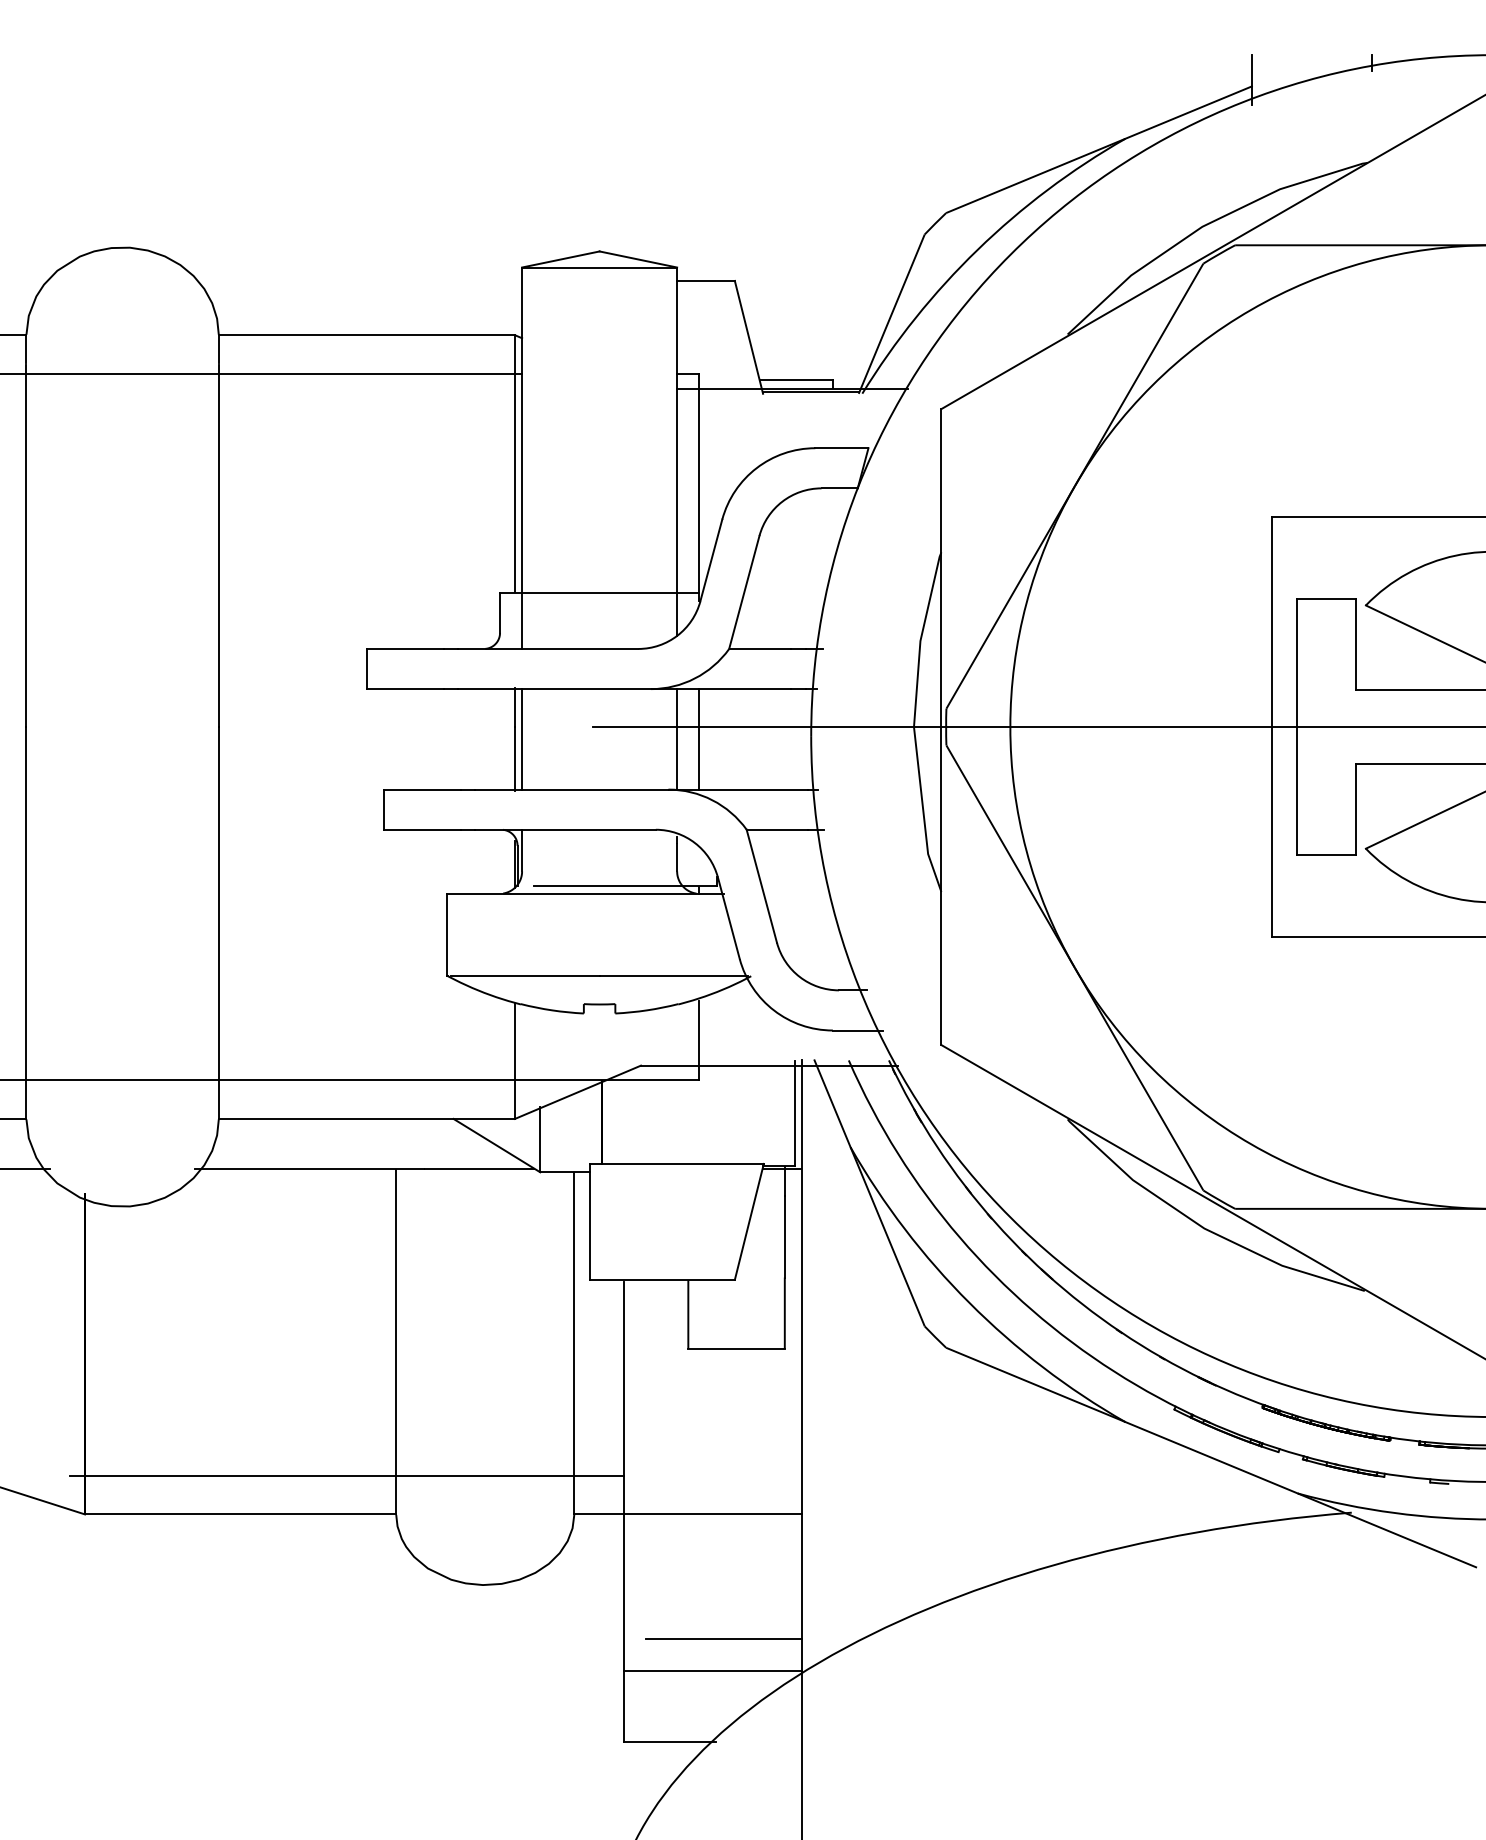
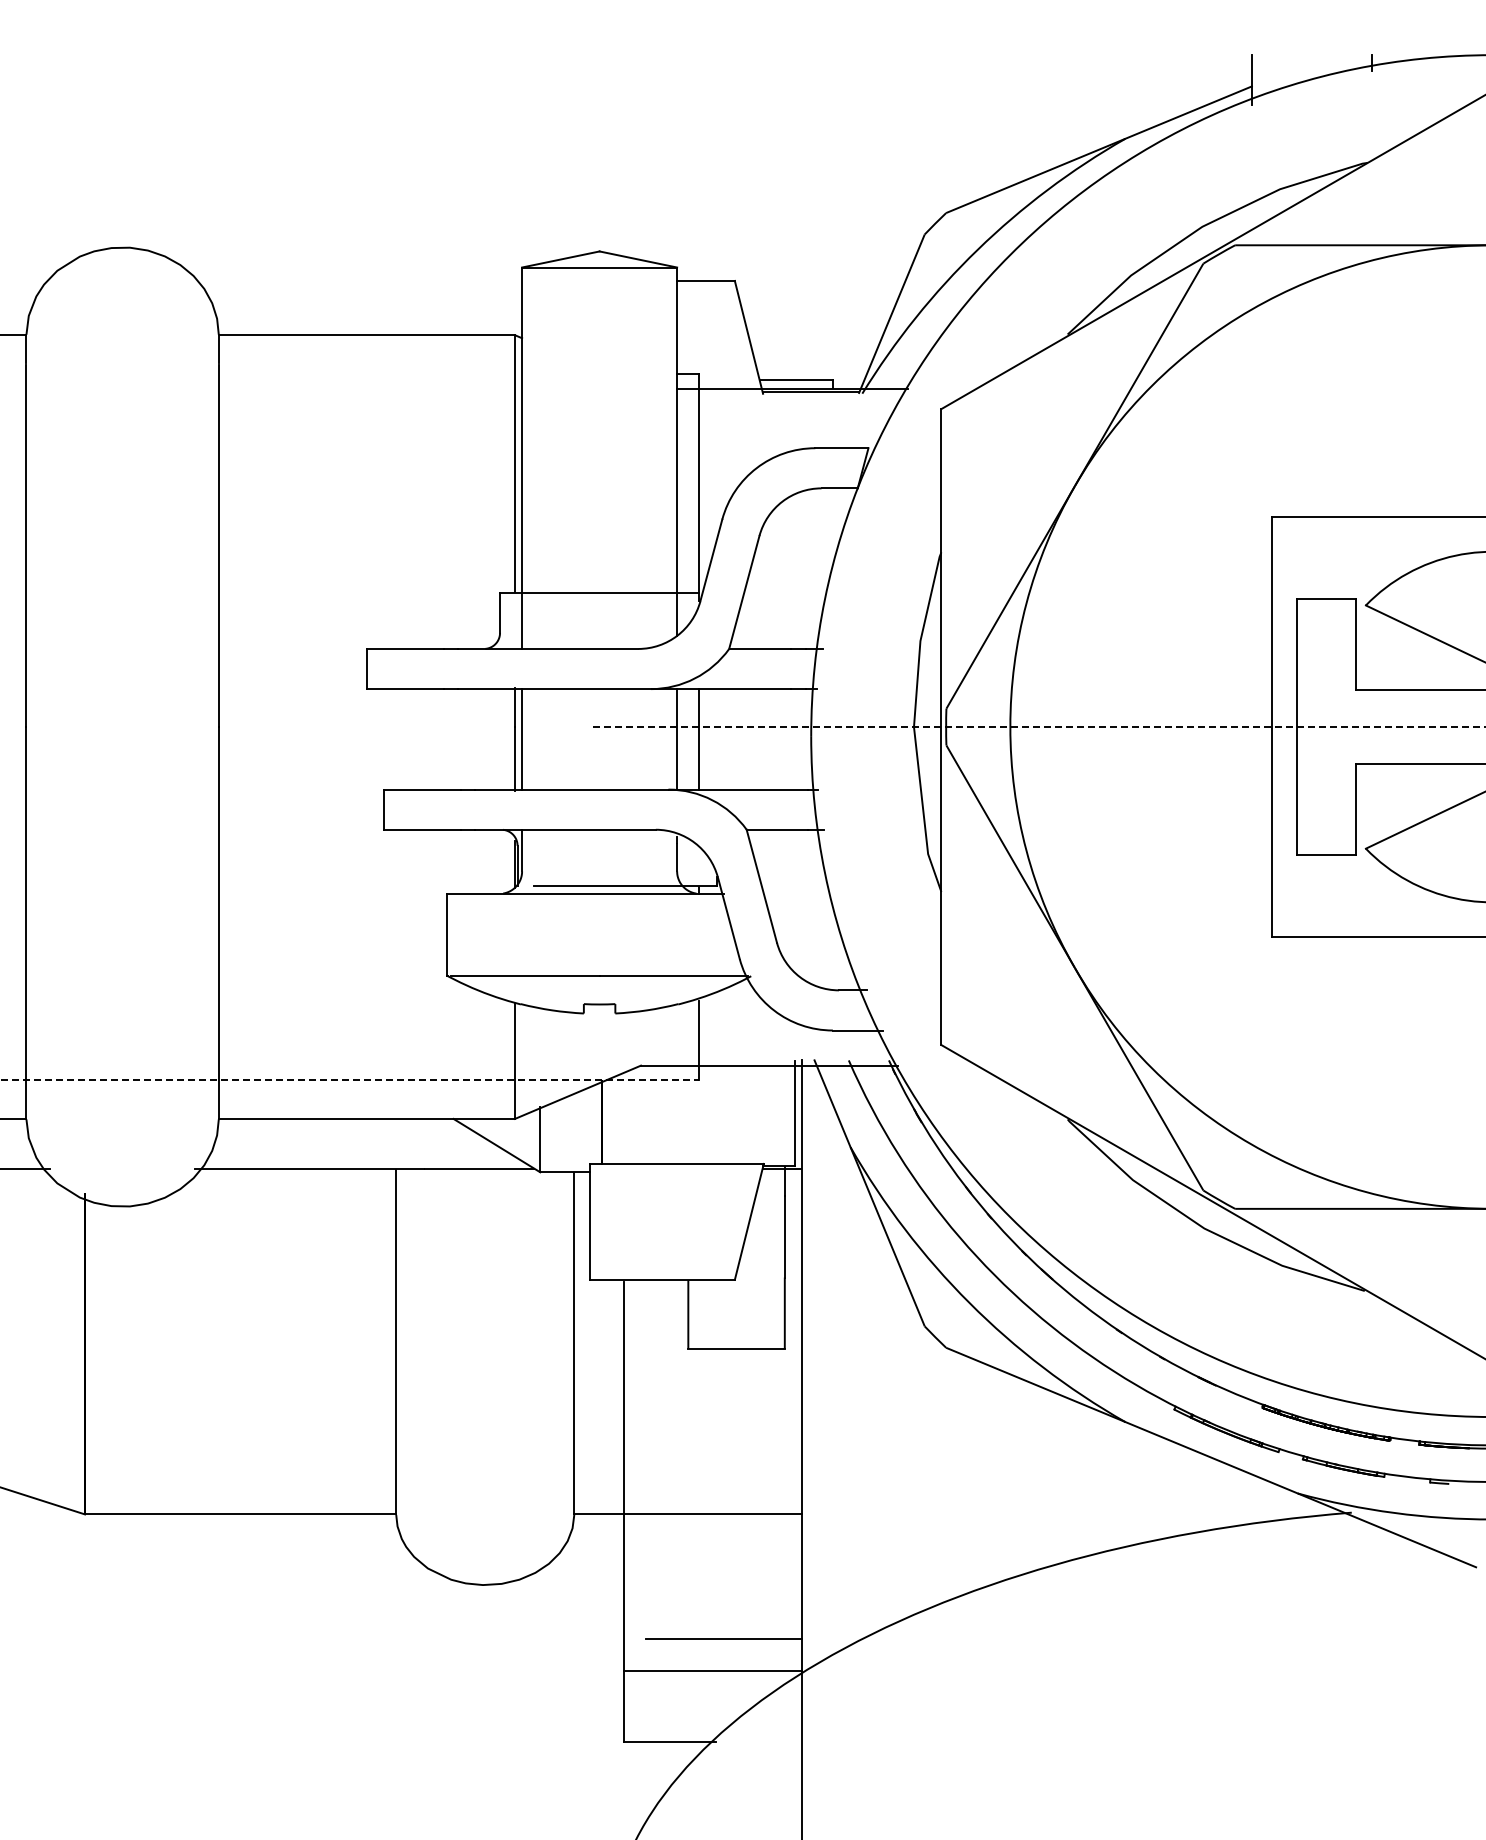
line: present -> none (262, 373)
line: solid -> dashed (1039, 727)
line: solid -> dashed (350, 1080)
line: present -> none (347, 1475)
